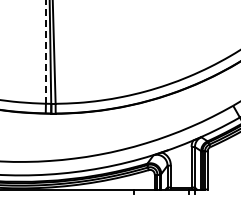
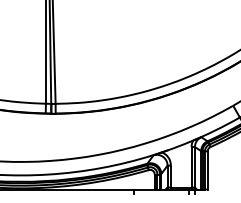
line: dashed -> solid (45, 51)
